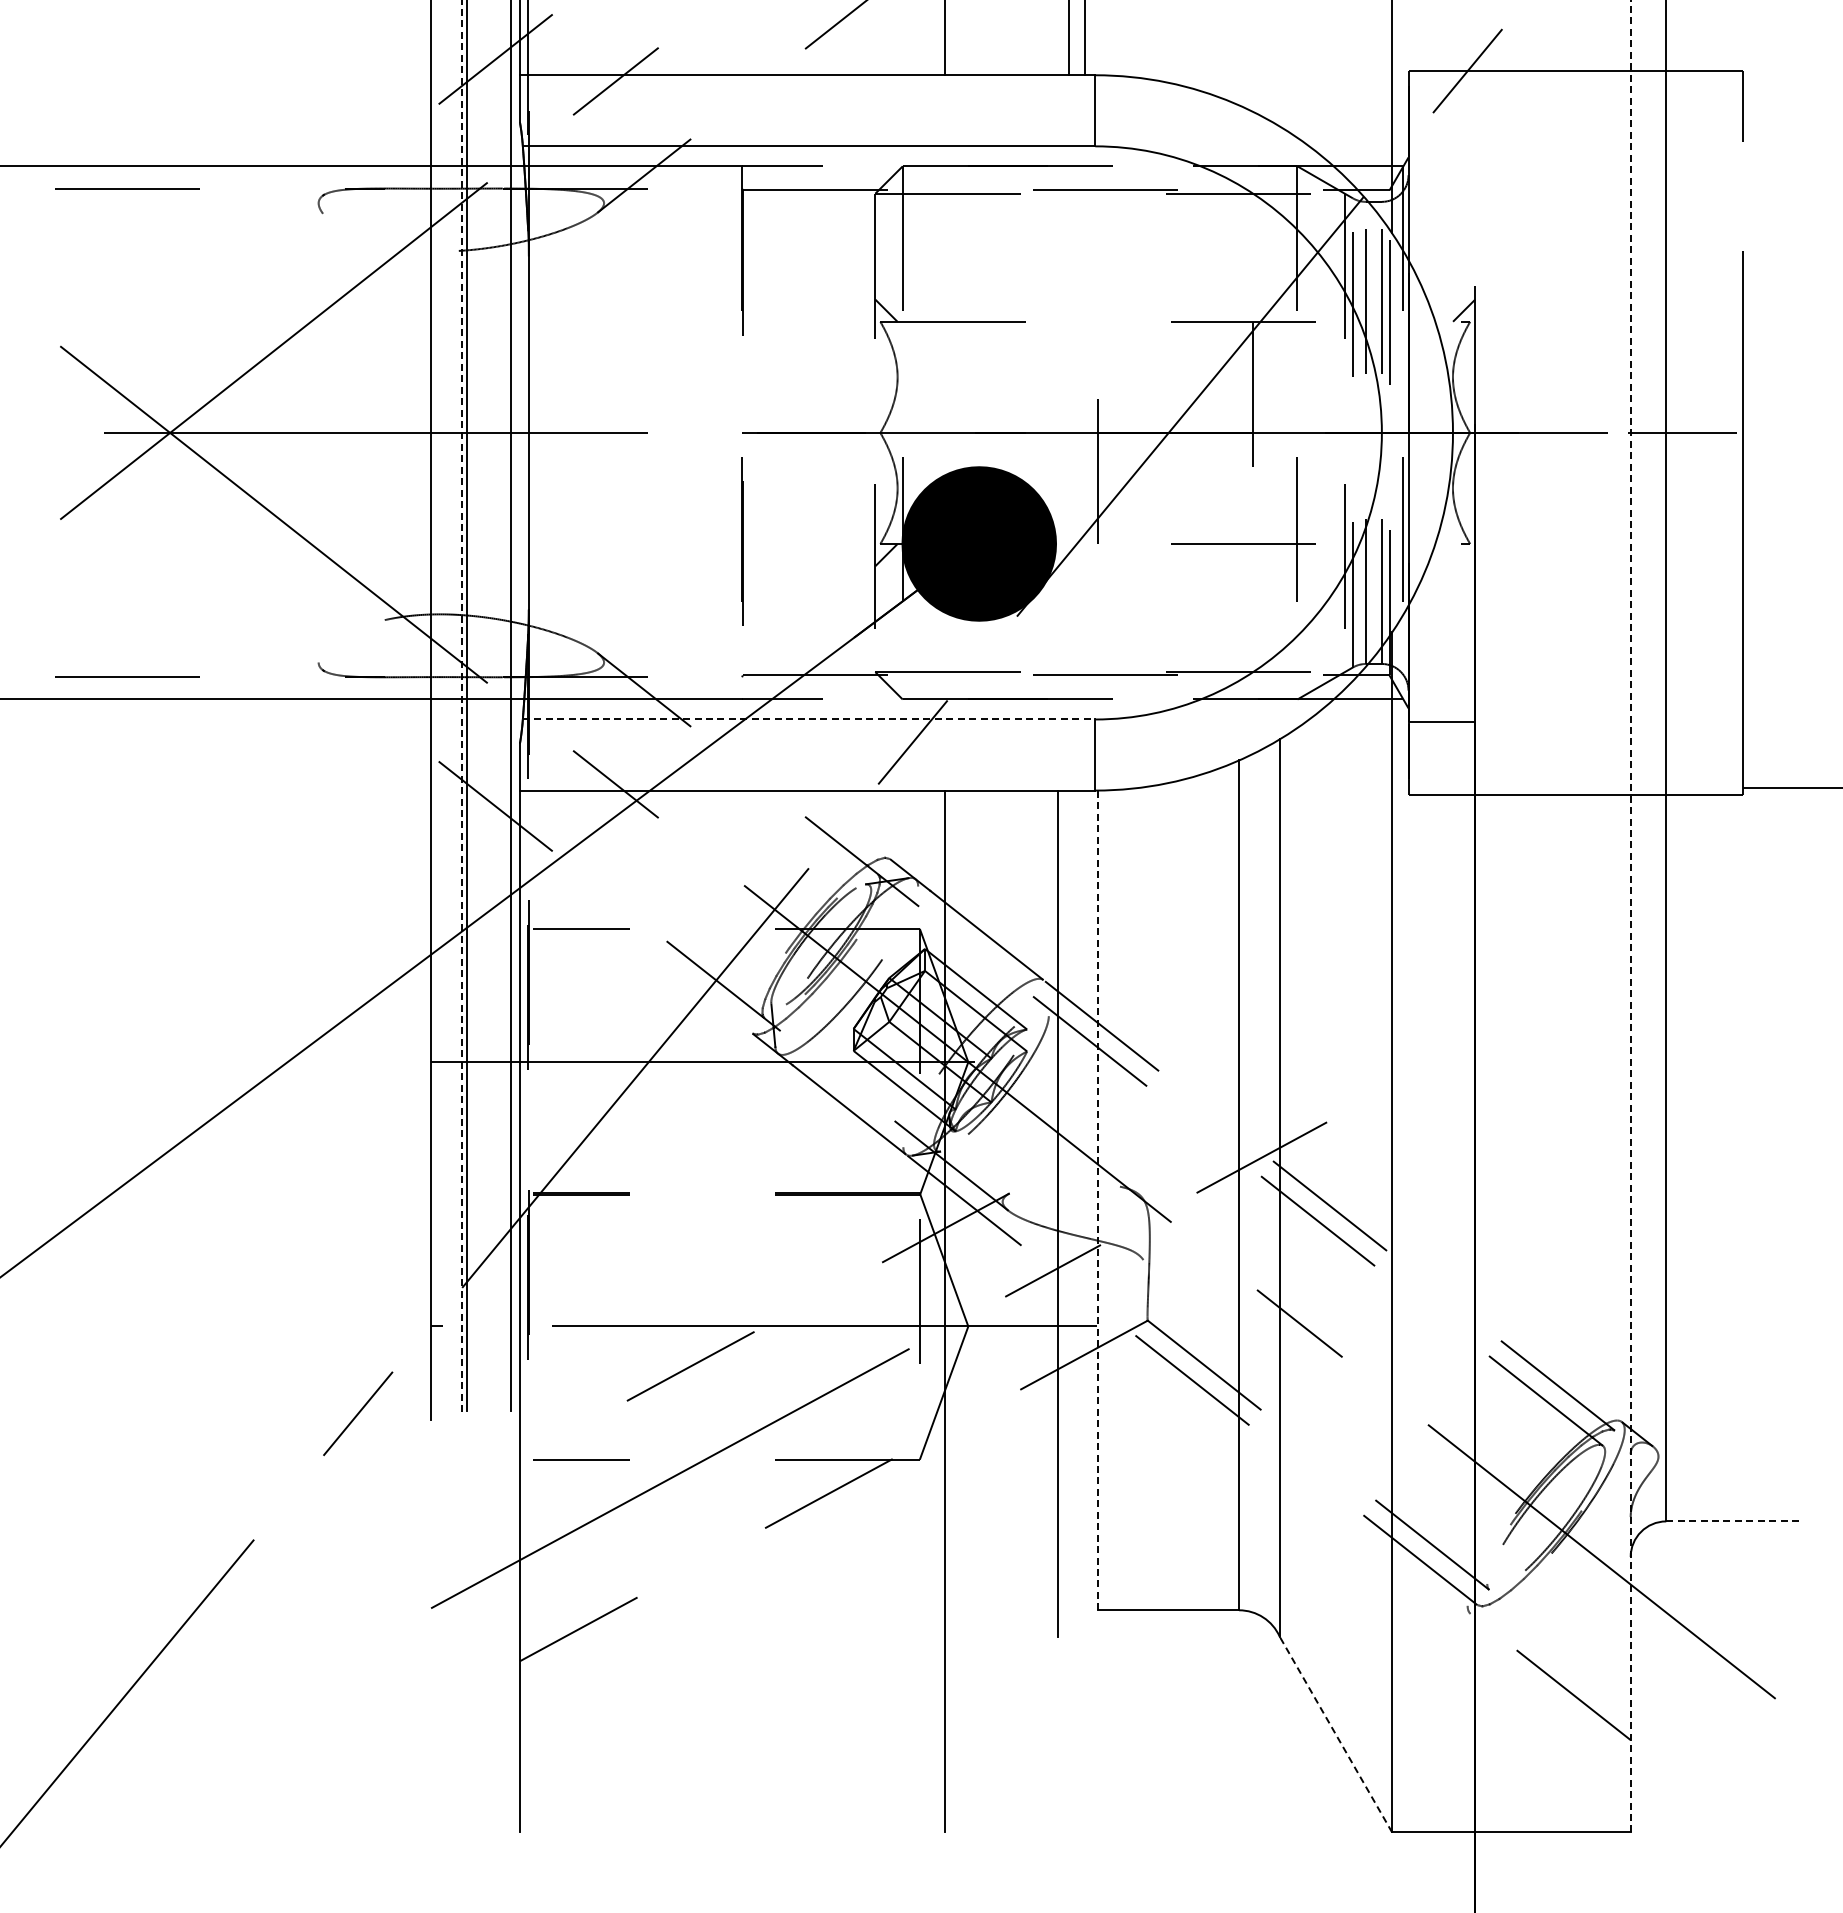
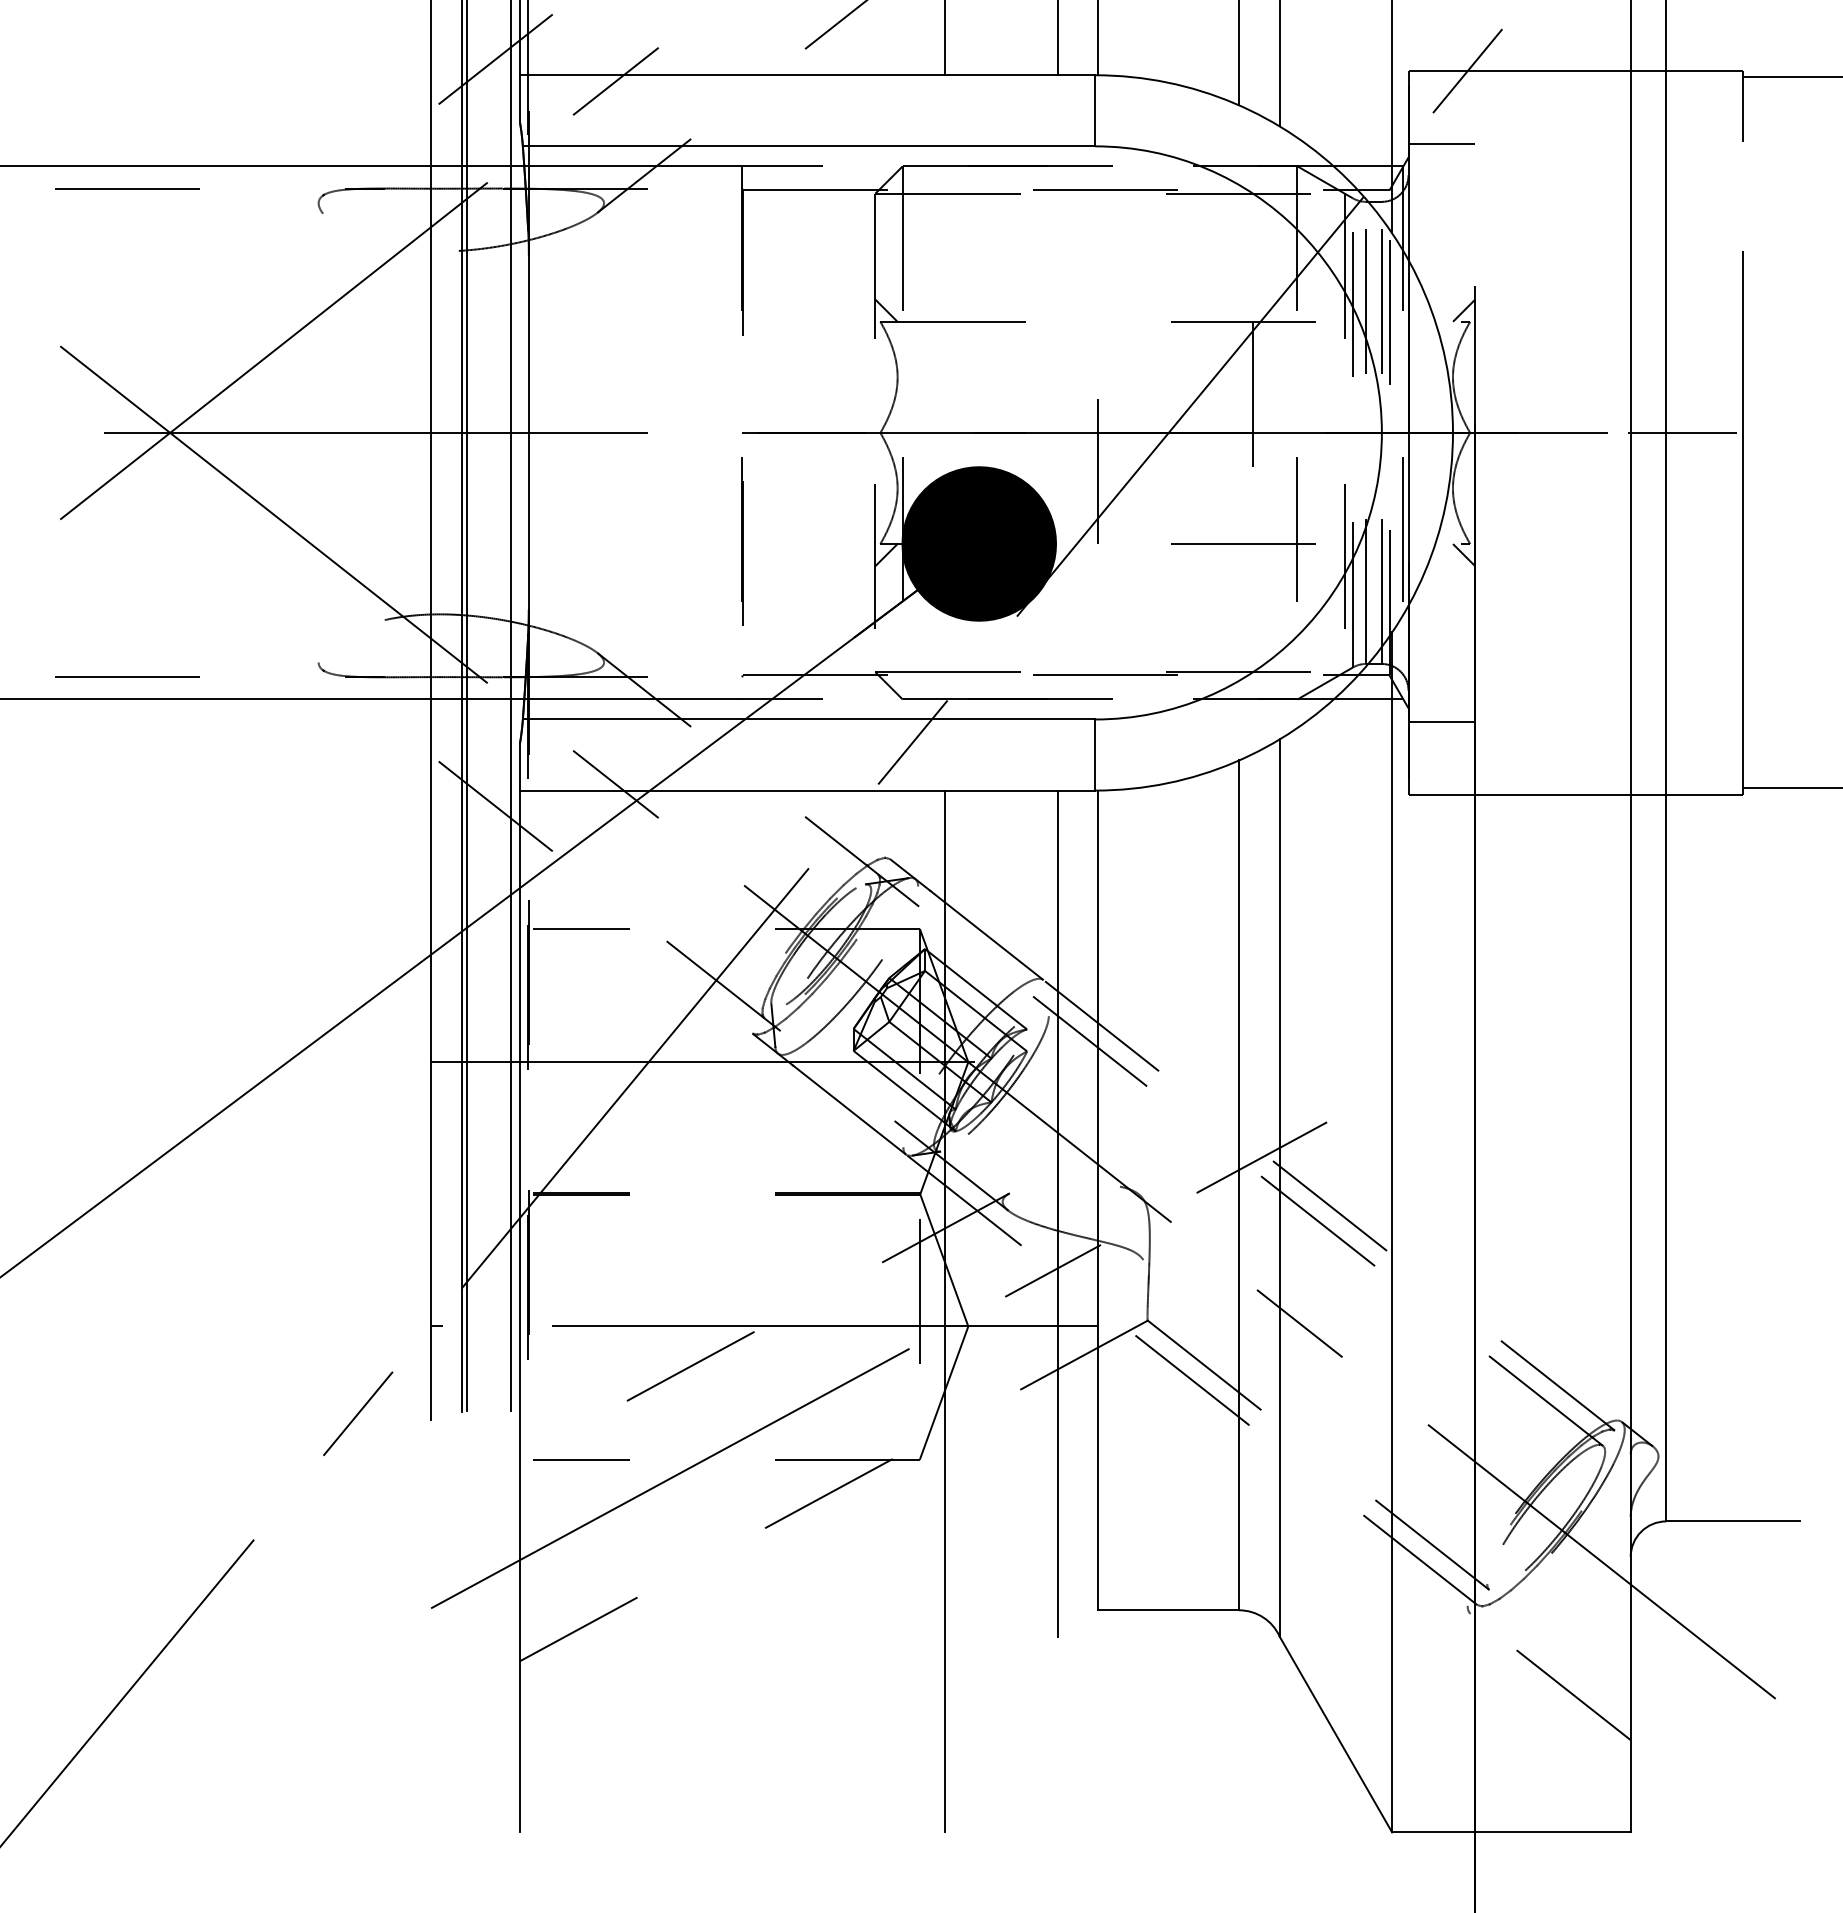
line position: (1068, 38) -> (1057, 38) (1057, 38)
line position: (1085, 38) -> (1098, 38) (1098, 38)
line: none -> present (1239, 53)
line: none -> present (1279, 64)
line: none -> present (1791, 77)
line: none -> present (1441, 144)
line: none -> present (1464, 555)
line: dashed -> solid (462, 706)
line: dashed -> solid (809, 719)
line: dashed -> solid (1630, 916)
line: dashed -> solid (1098, 1200)
line: dashed -> solid (1732, 1521)
line: dashed -> solid (1335, 1734)
